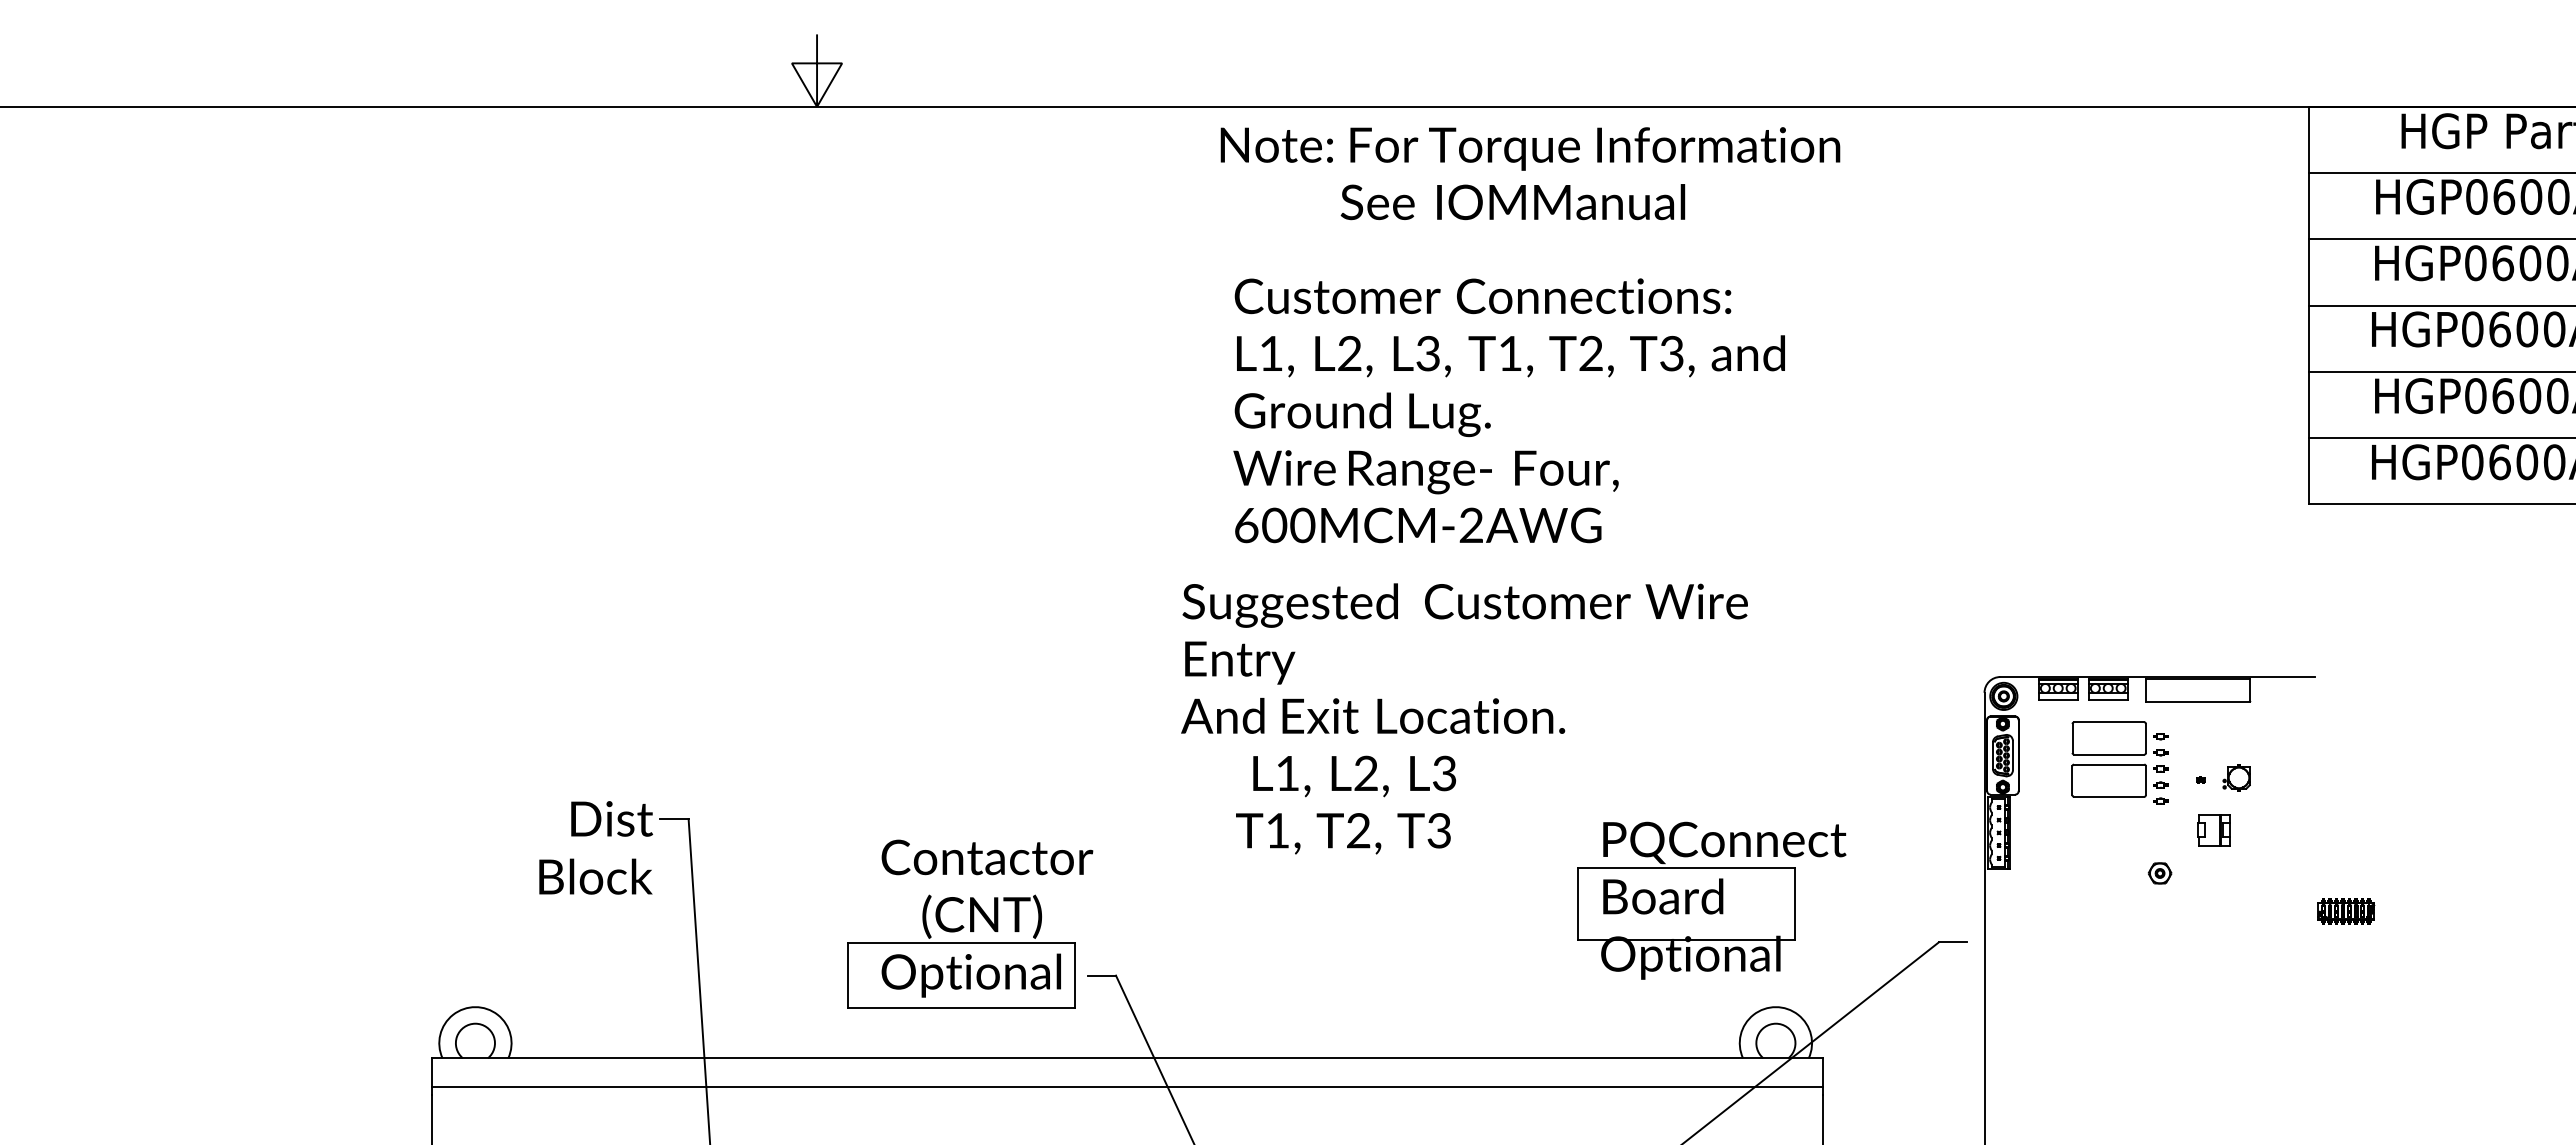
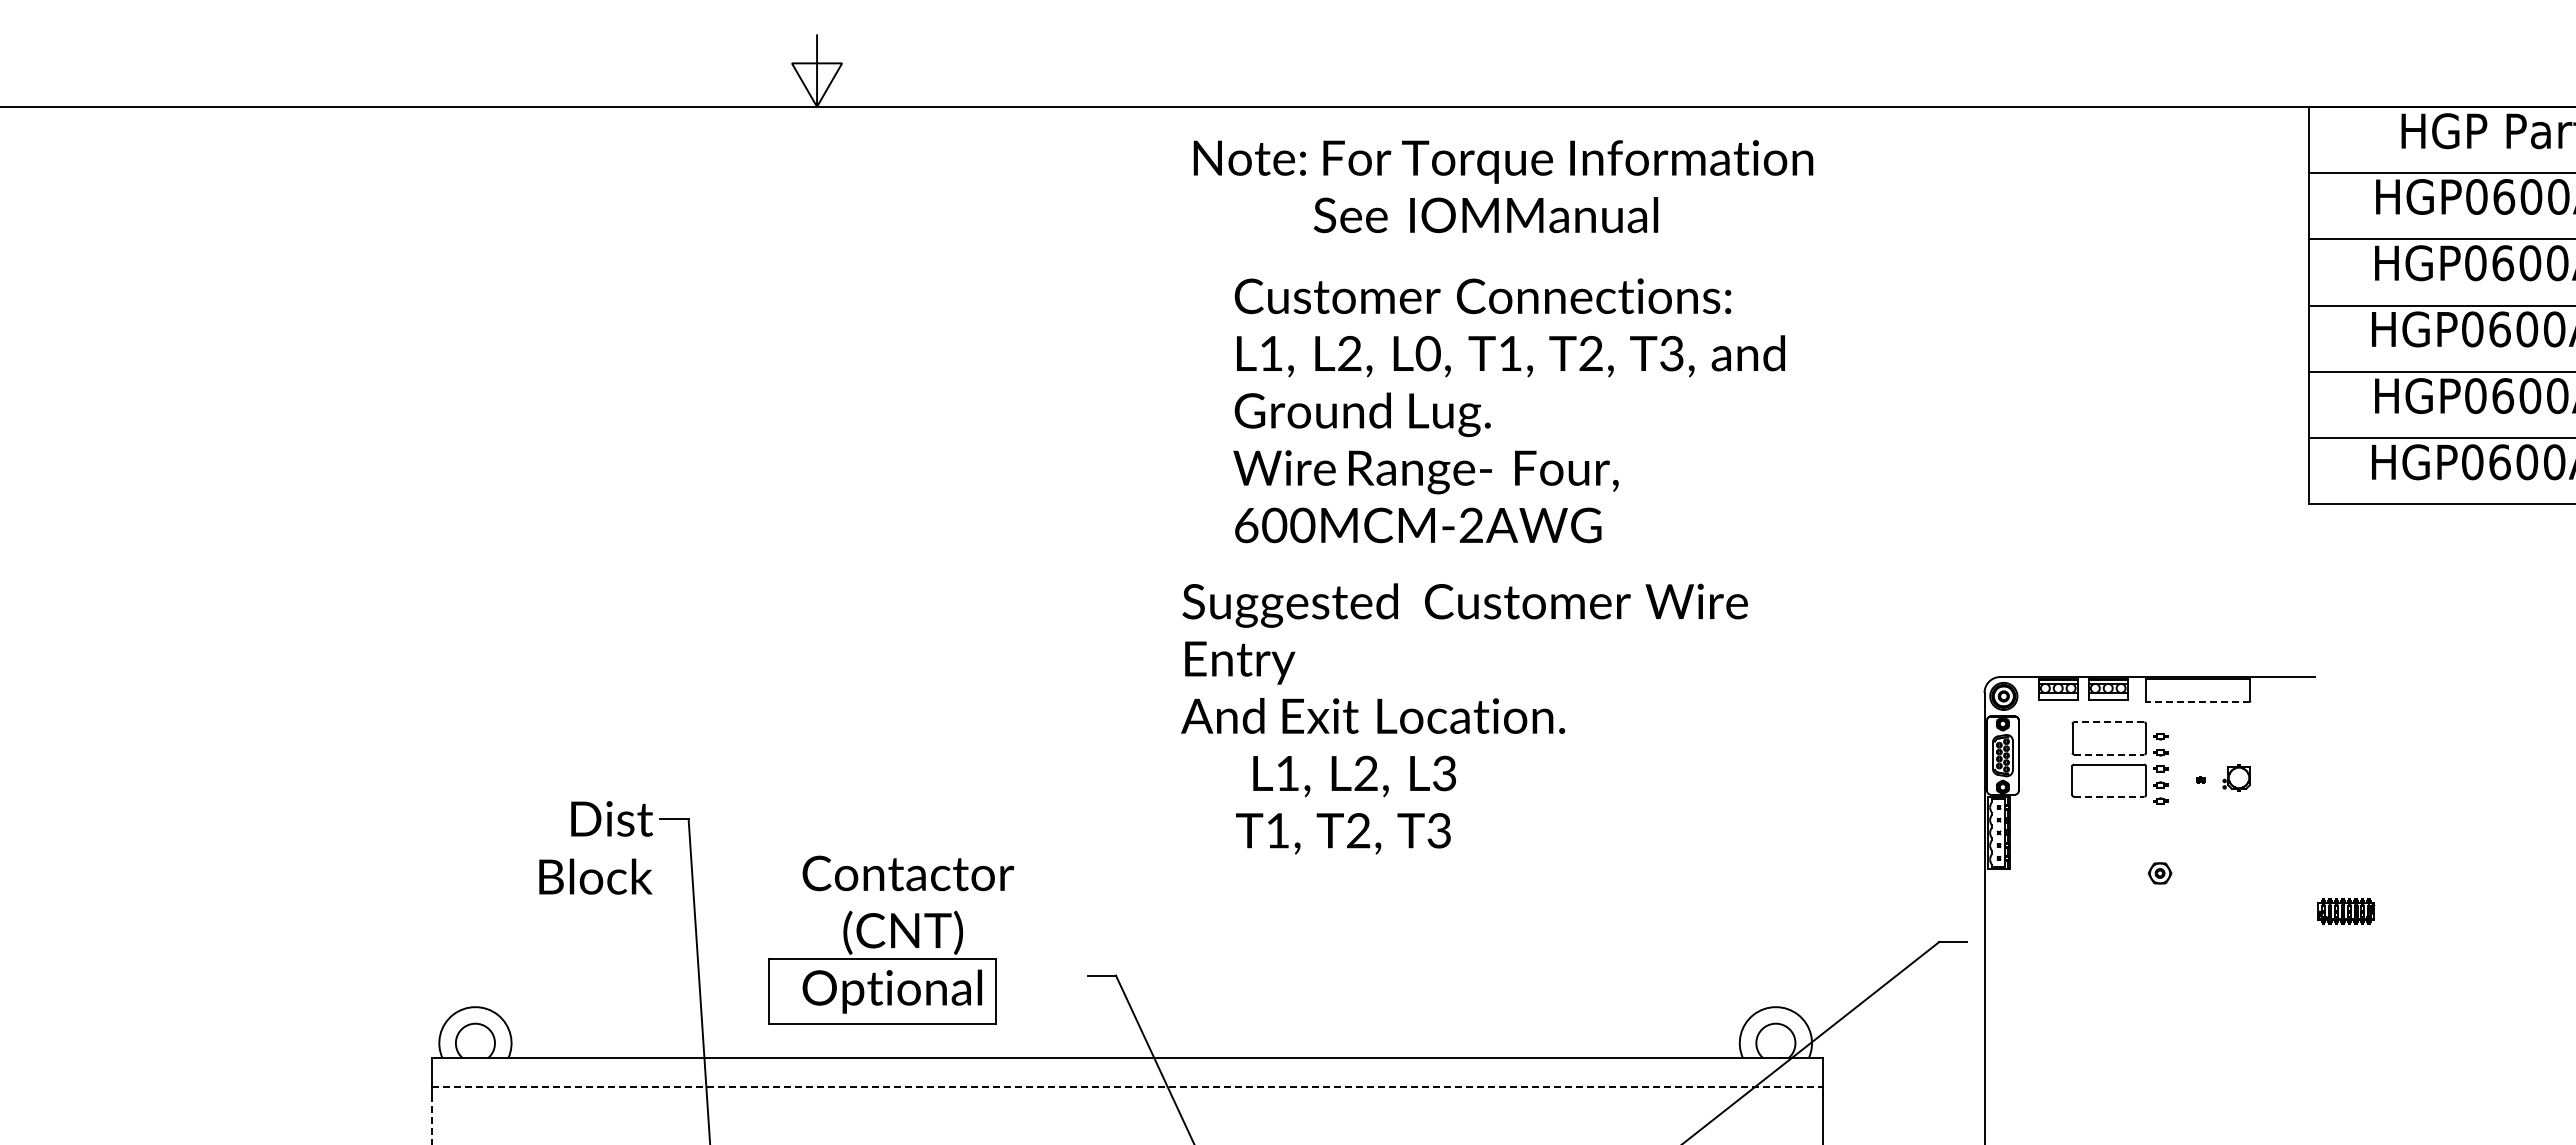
text position: (1530, 173) -> (1503, 186) (1503, 186)
text: L3, -> L0, (1427, 353)
line: solid -> dashed (2197, 701)
line: solid -> dashed (2108, 722)
line: solid -> dashed (2109, 754)
line: solid -> dashed (2109, 796)
part: present -> none (2213, 830)
part: present -> none (1711, 900)
part position: (970, 923) -> (891, 939) (891, 939)
line: solid -> dashed (1127, 1087)
line: solid -> dashed (431, 1120)
